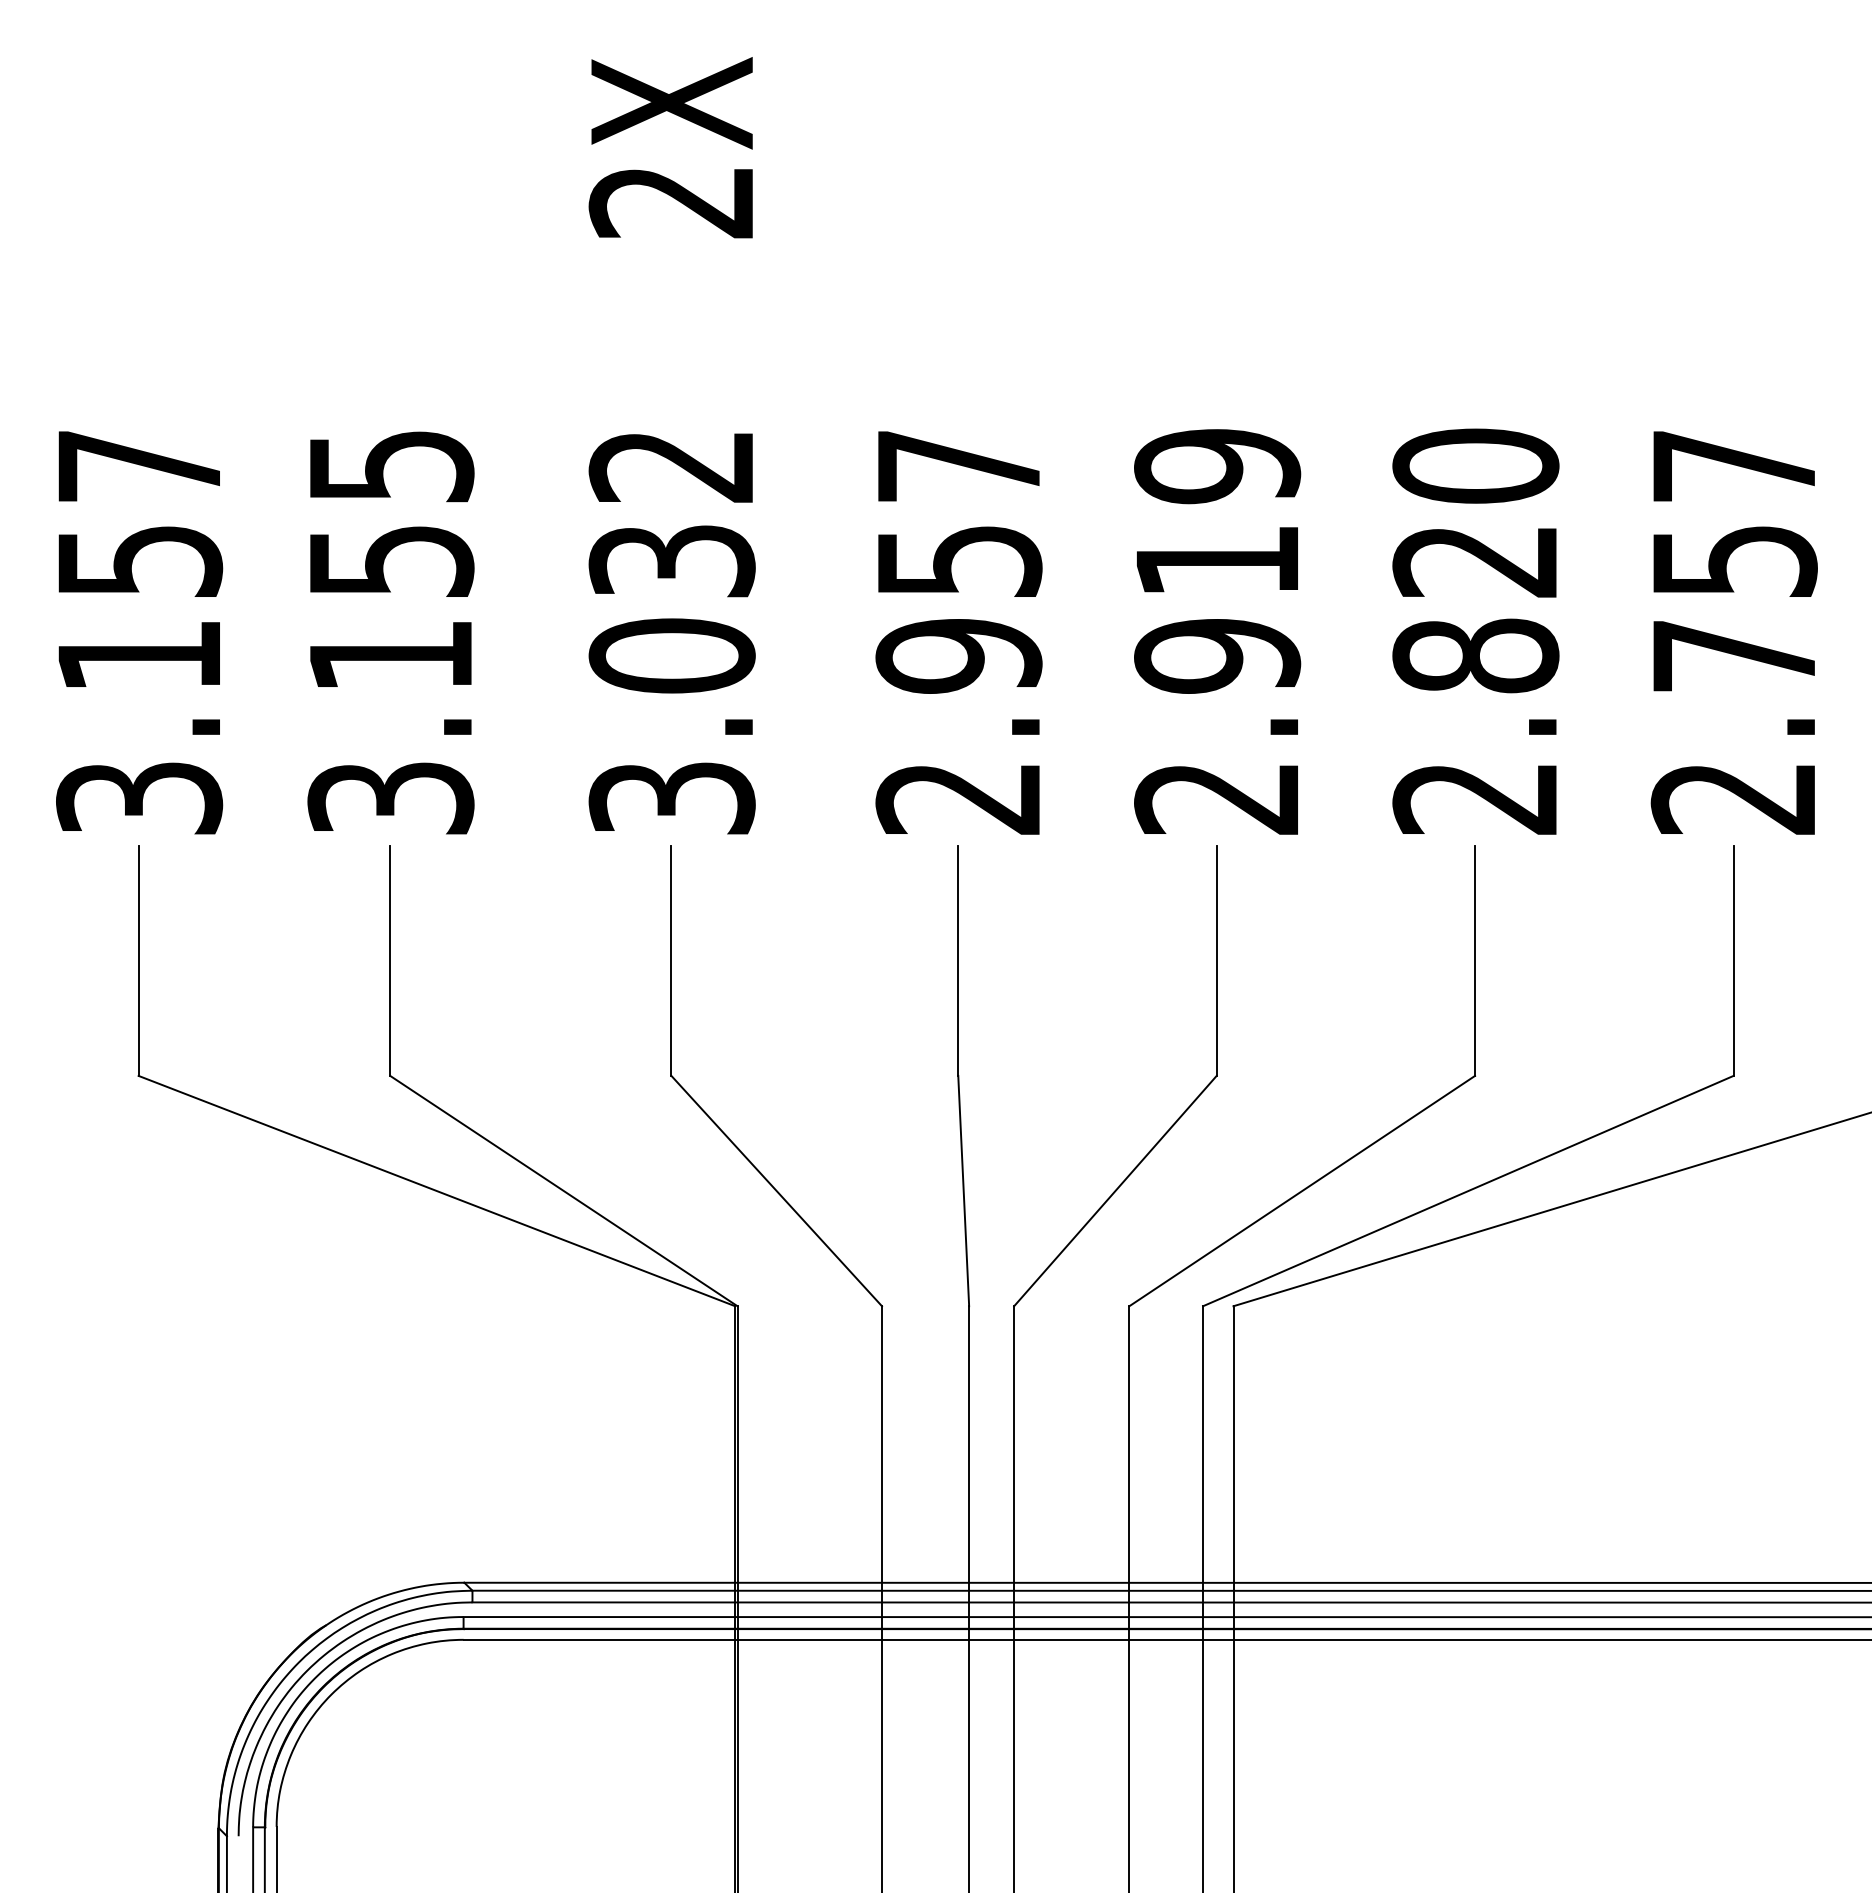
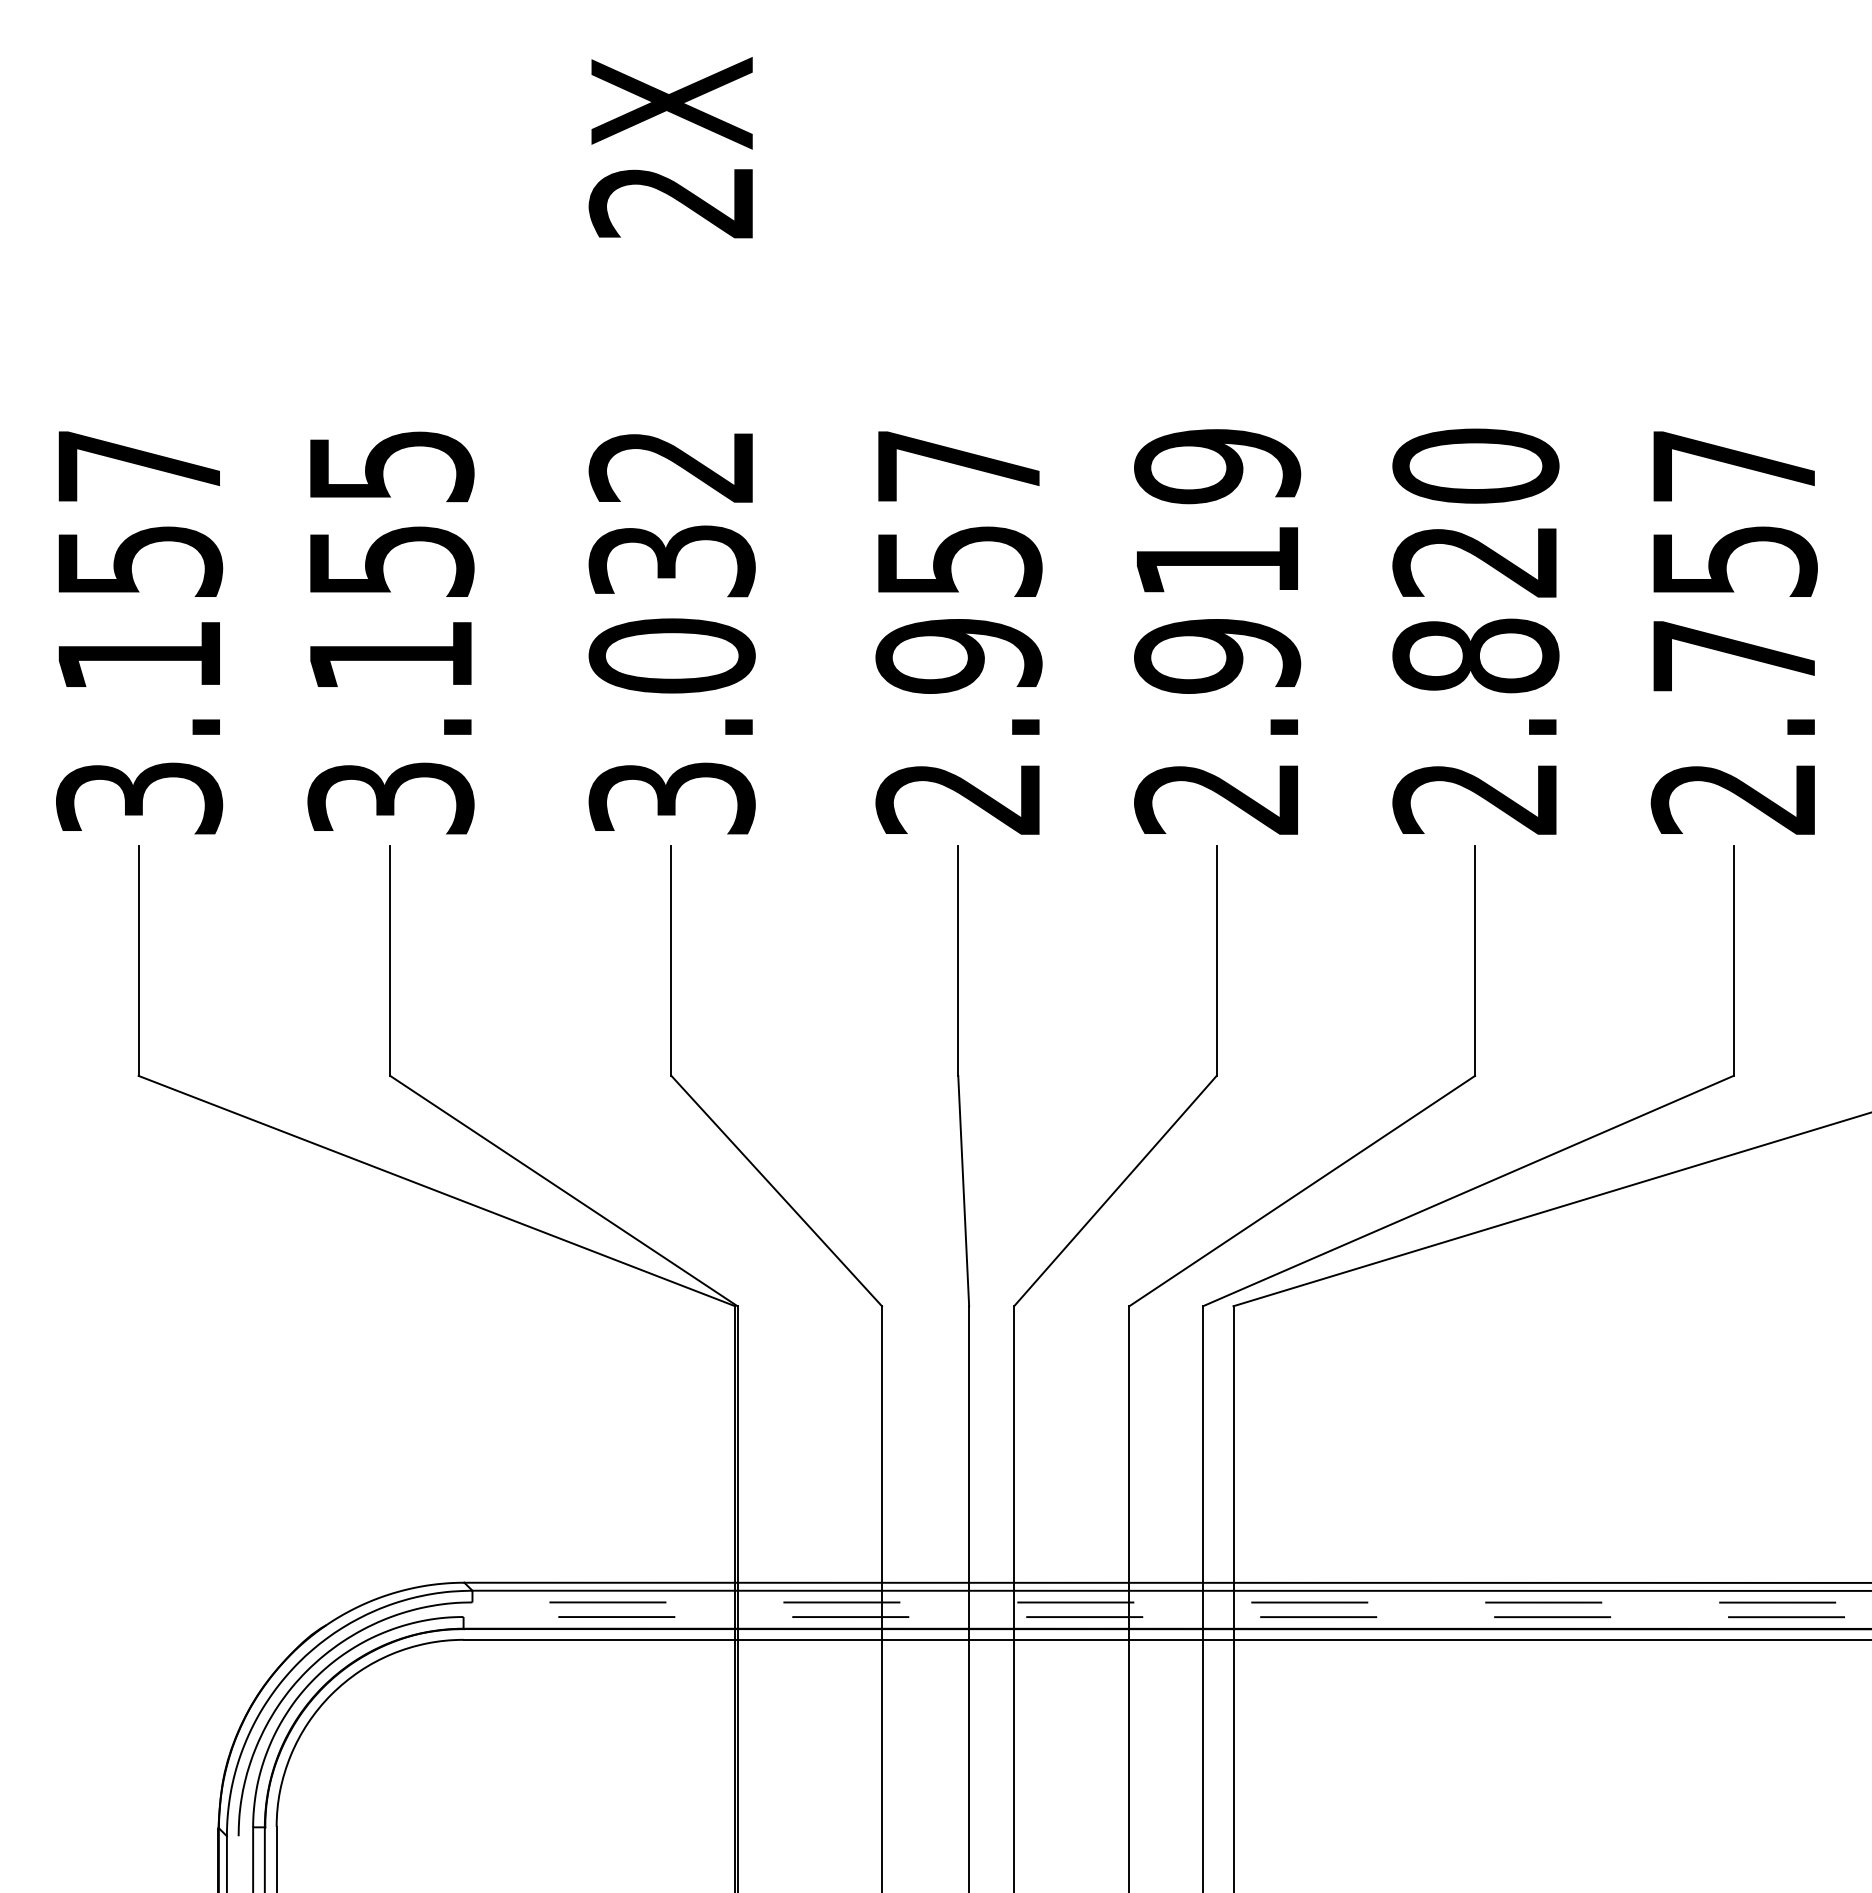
line: solid -> dashed (1171, 1602)
line: solid -> dashed (1167, 1617)
